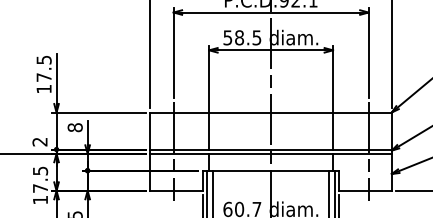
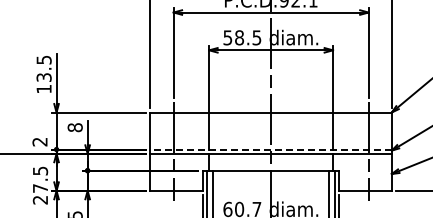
text: 17.5 -> 13.5 (43, 77)
line: solid -> dashed (271, 149)
text: 17.5 -> 27.5 (39, 200)
